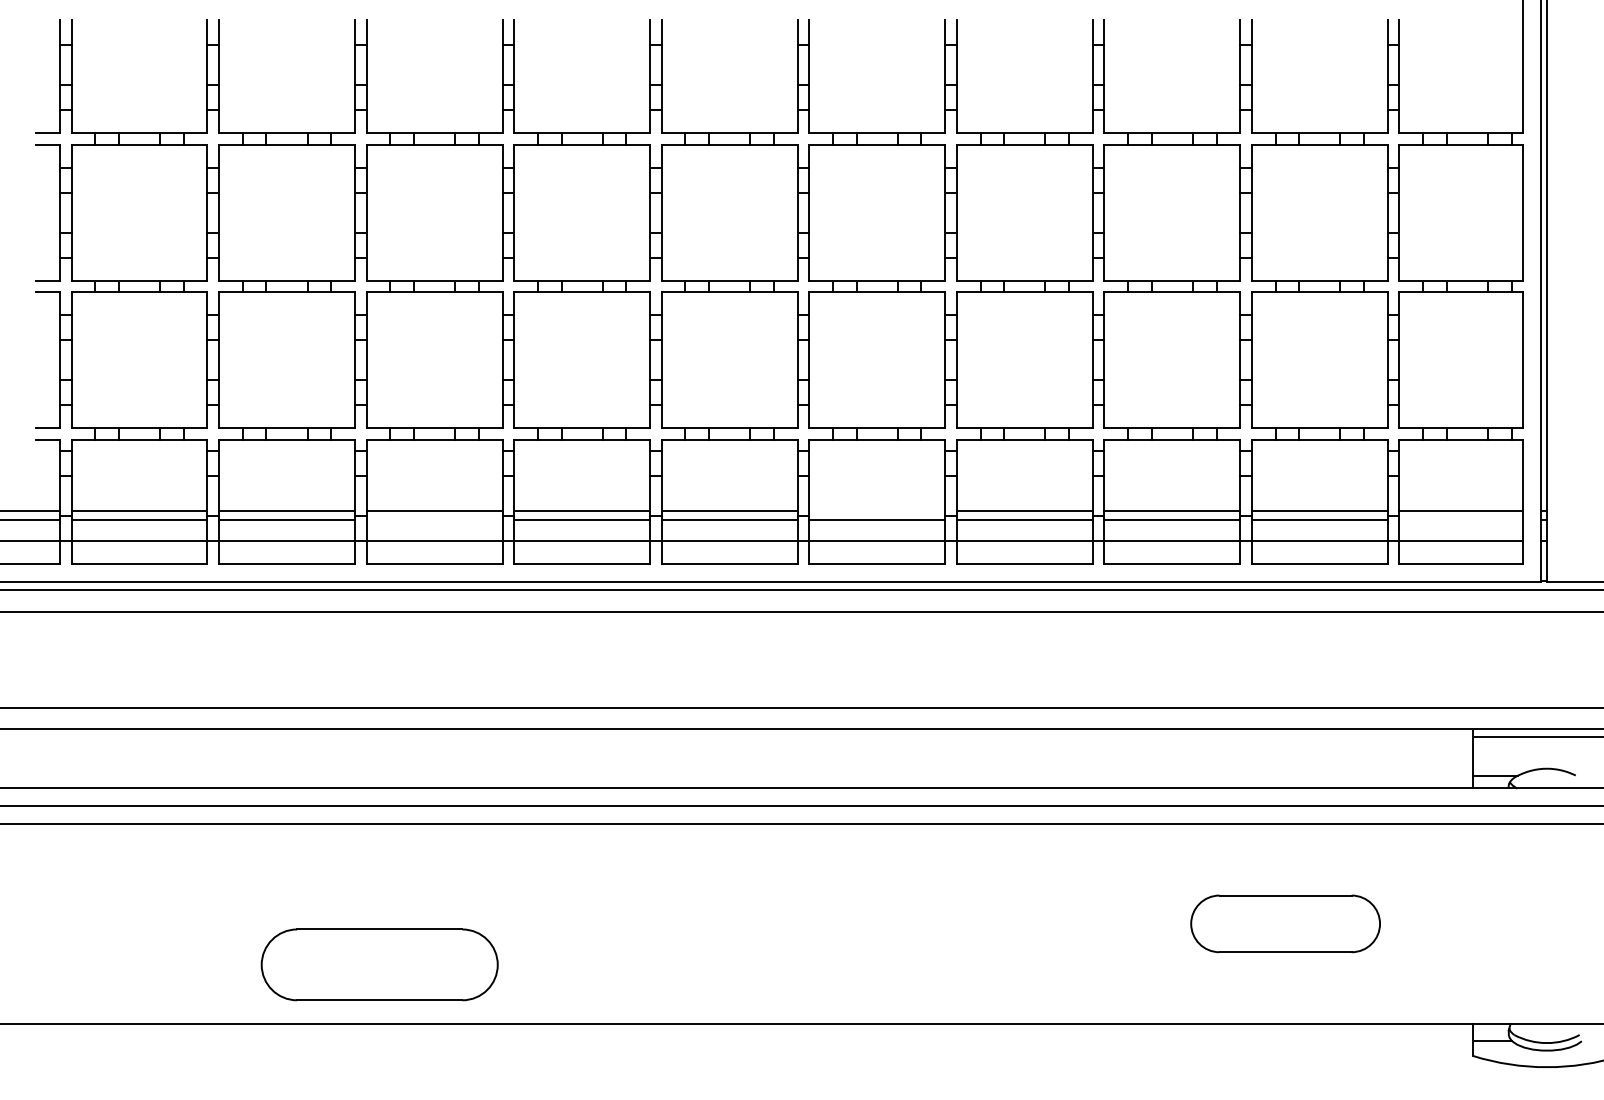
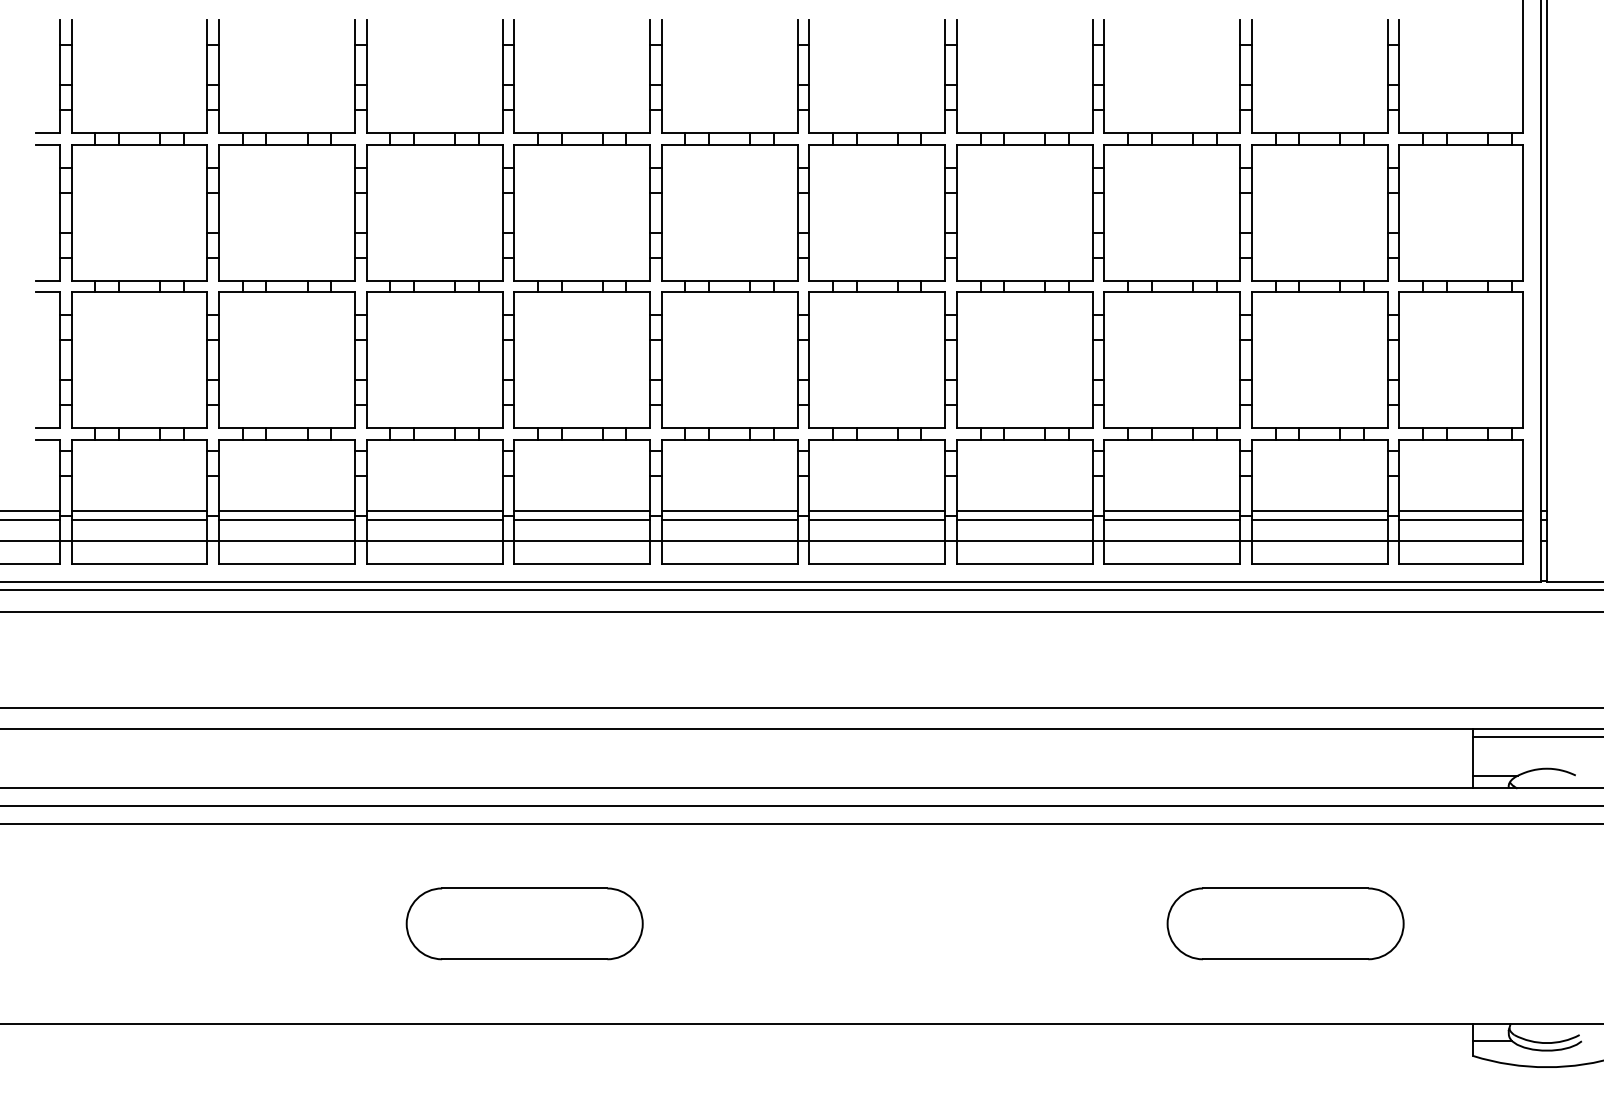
line: none -> present (877, 510)
line: none -> present (434, 519)
line: none -> present (1461, 519)
part size: 191x60 px -> 239x74 px (1285, 923)
part position: (379, 964) -> (524, 923) (524, 923)
